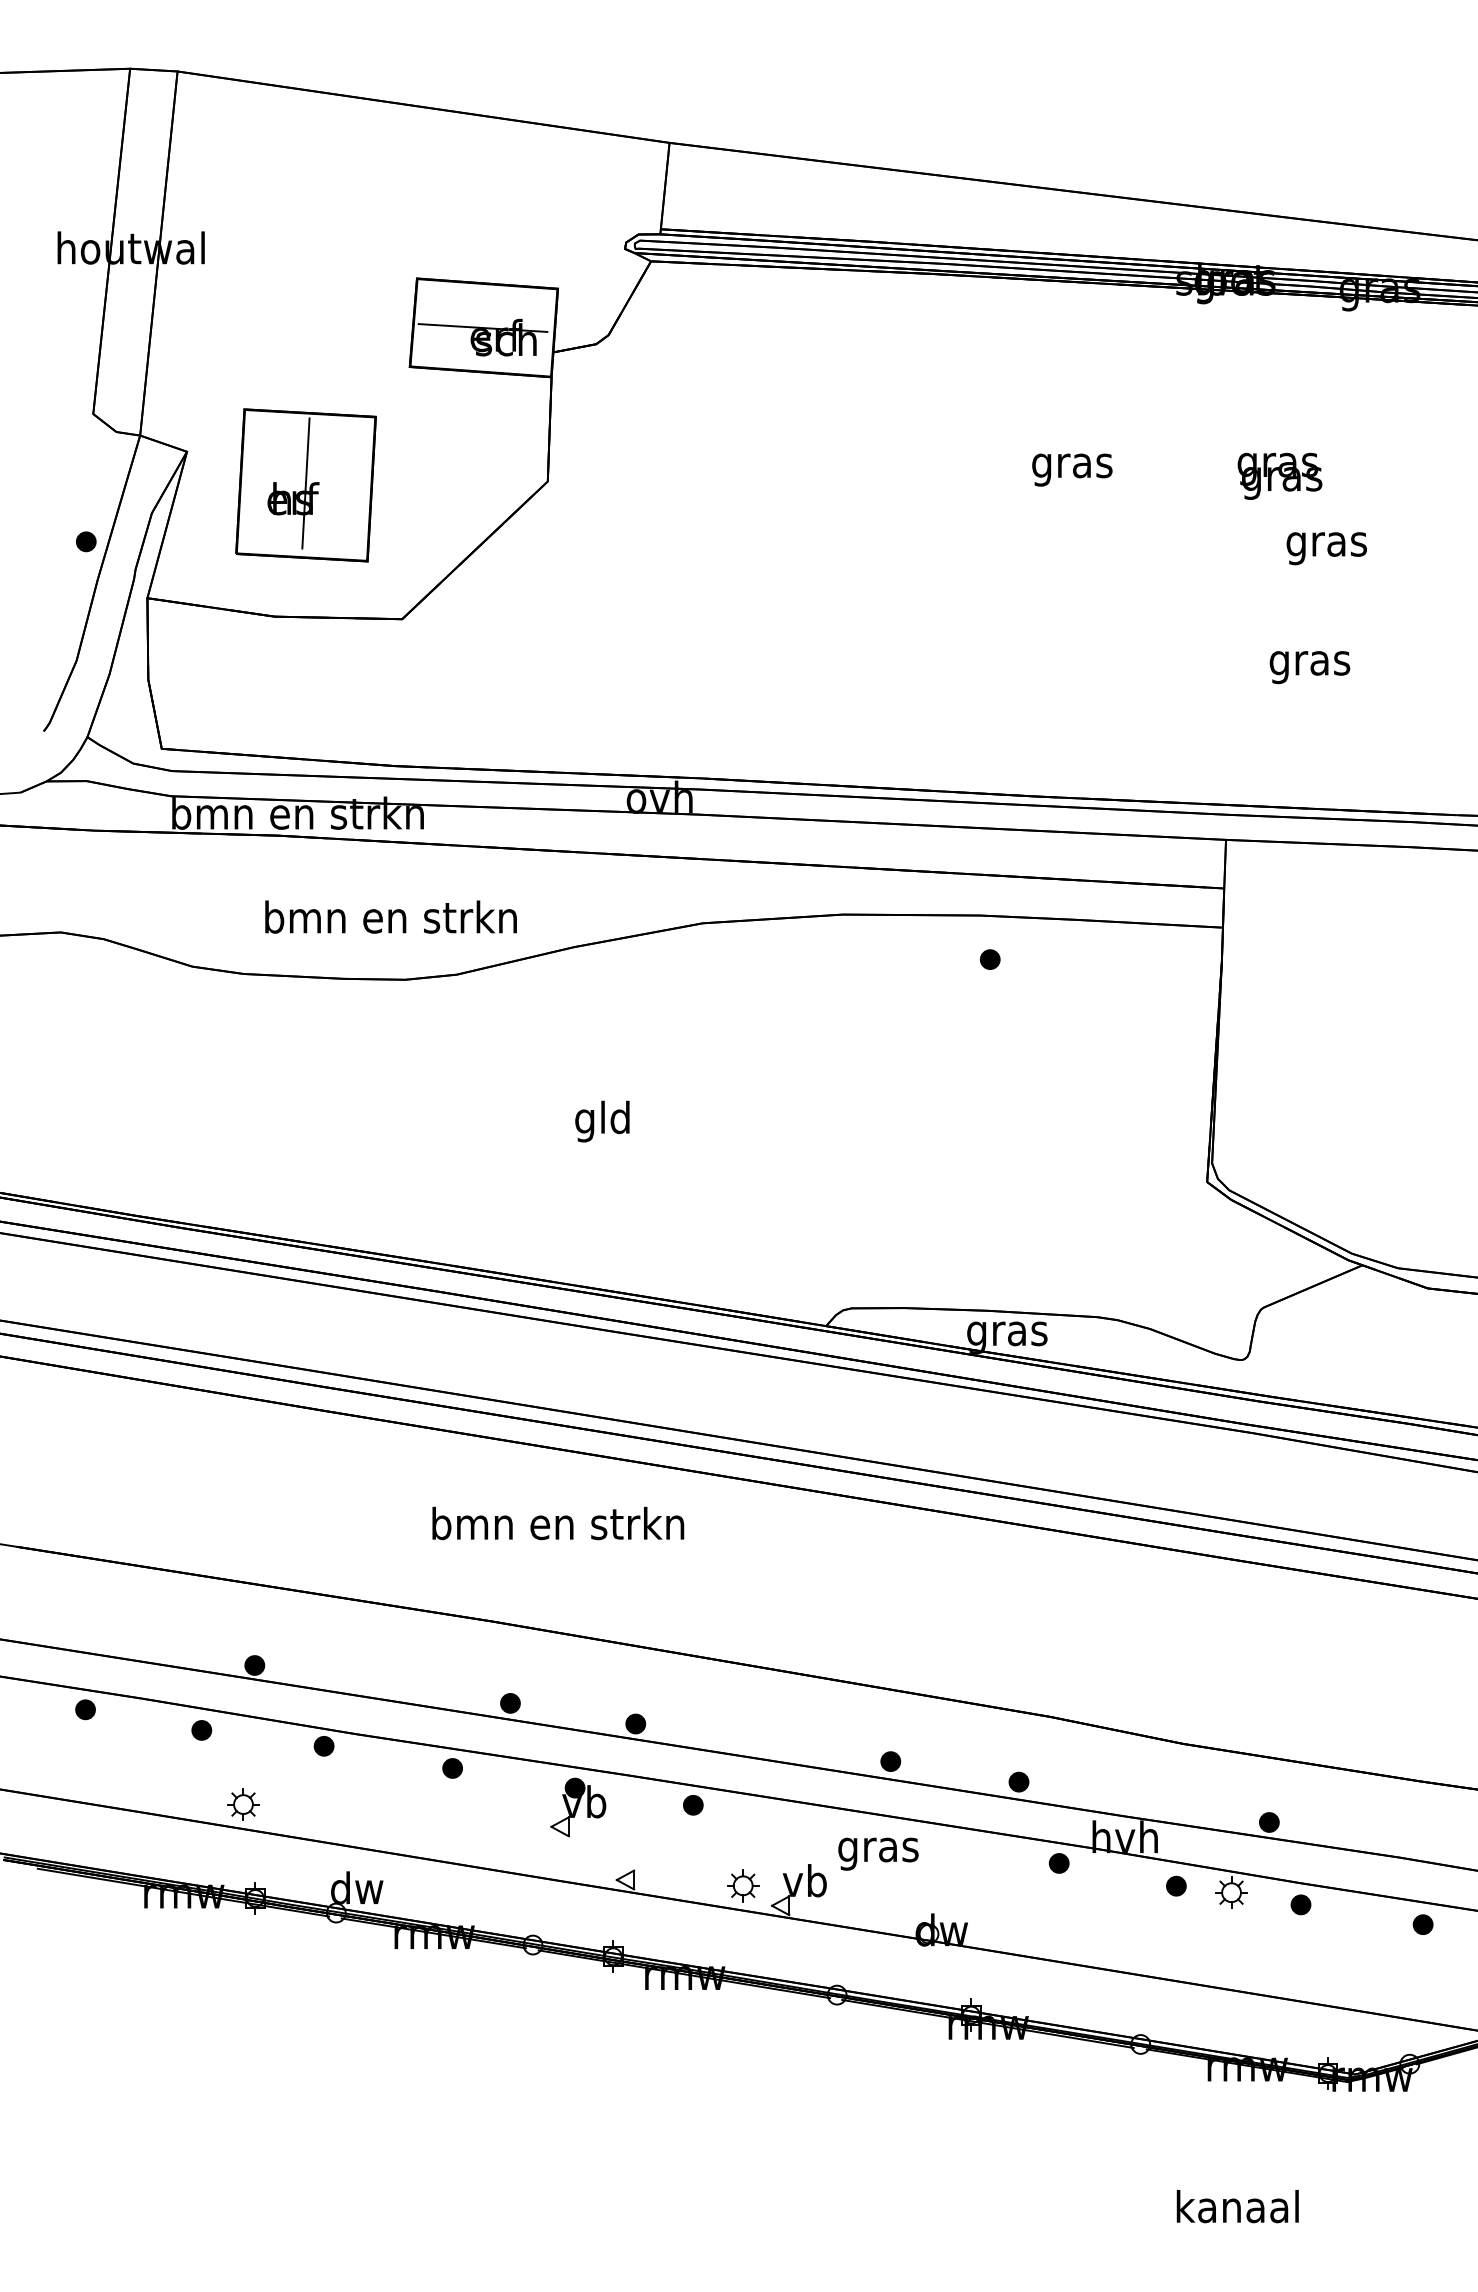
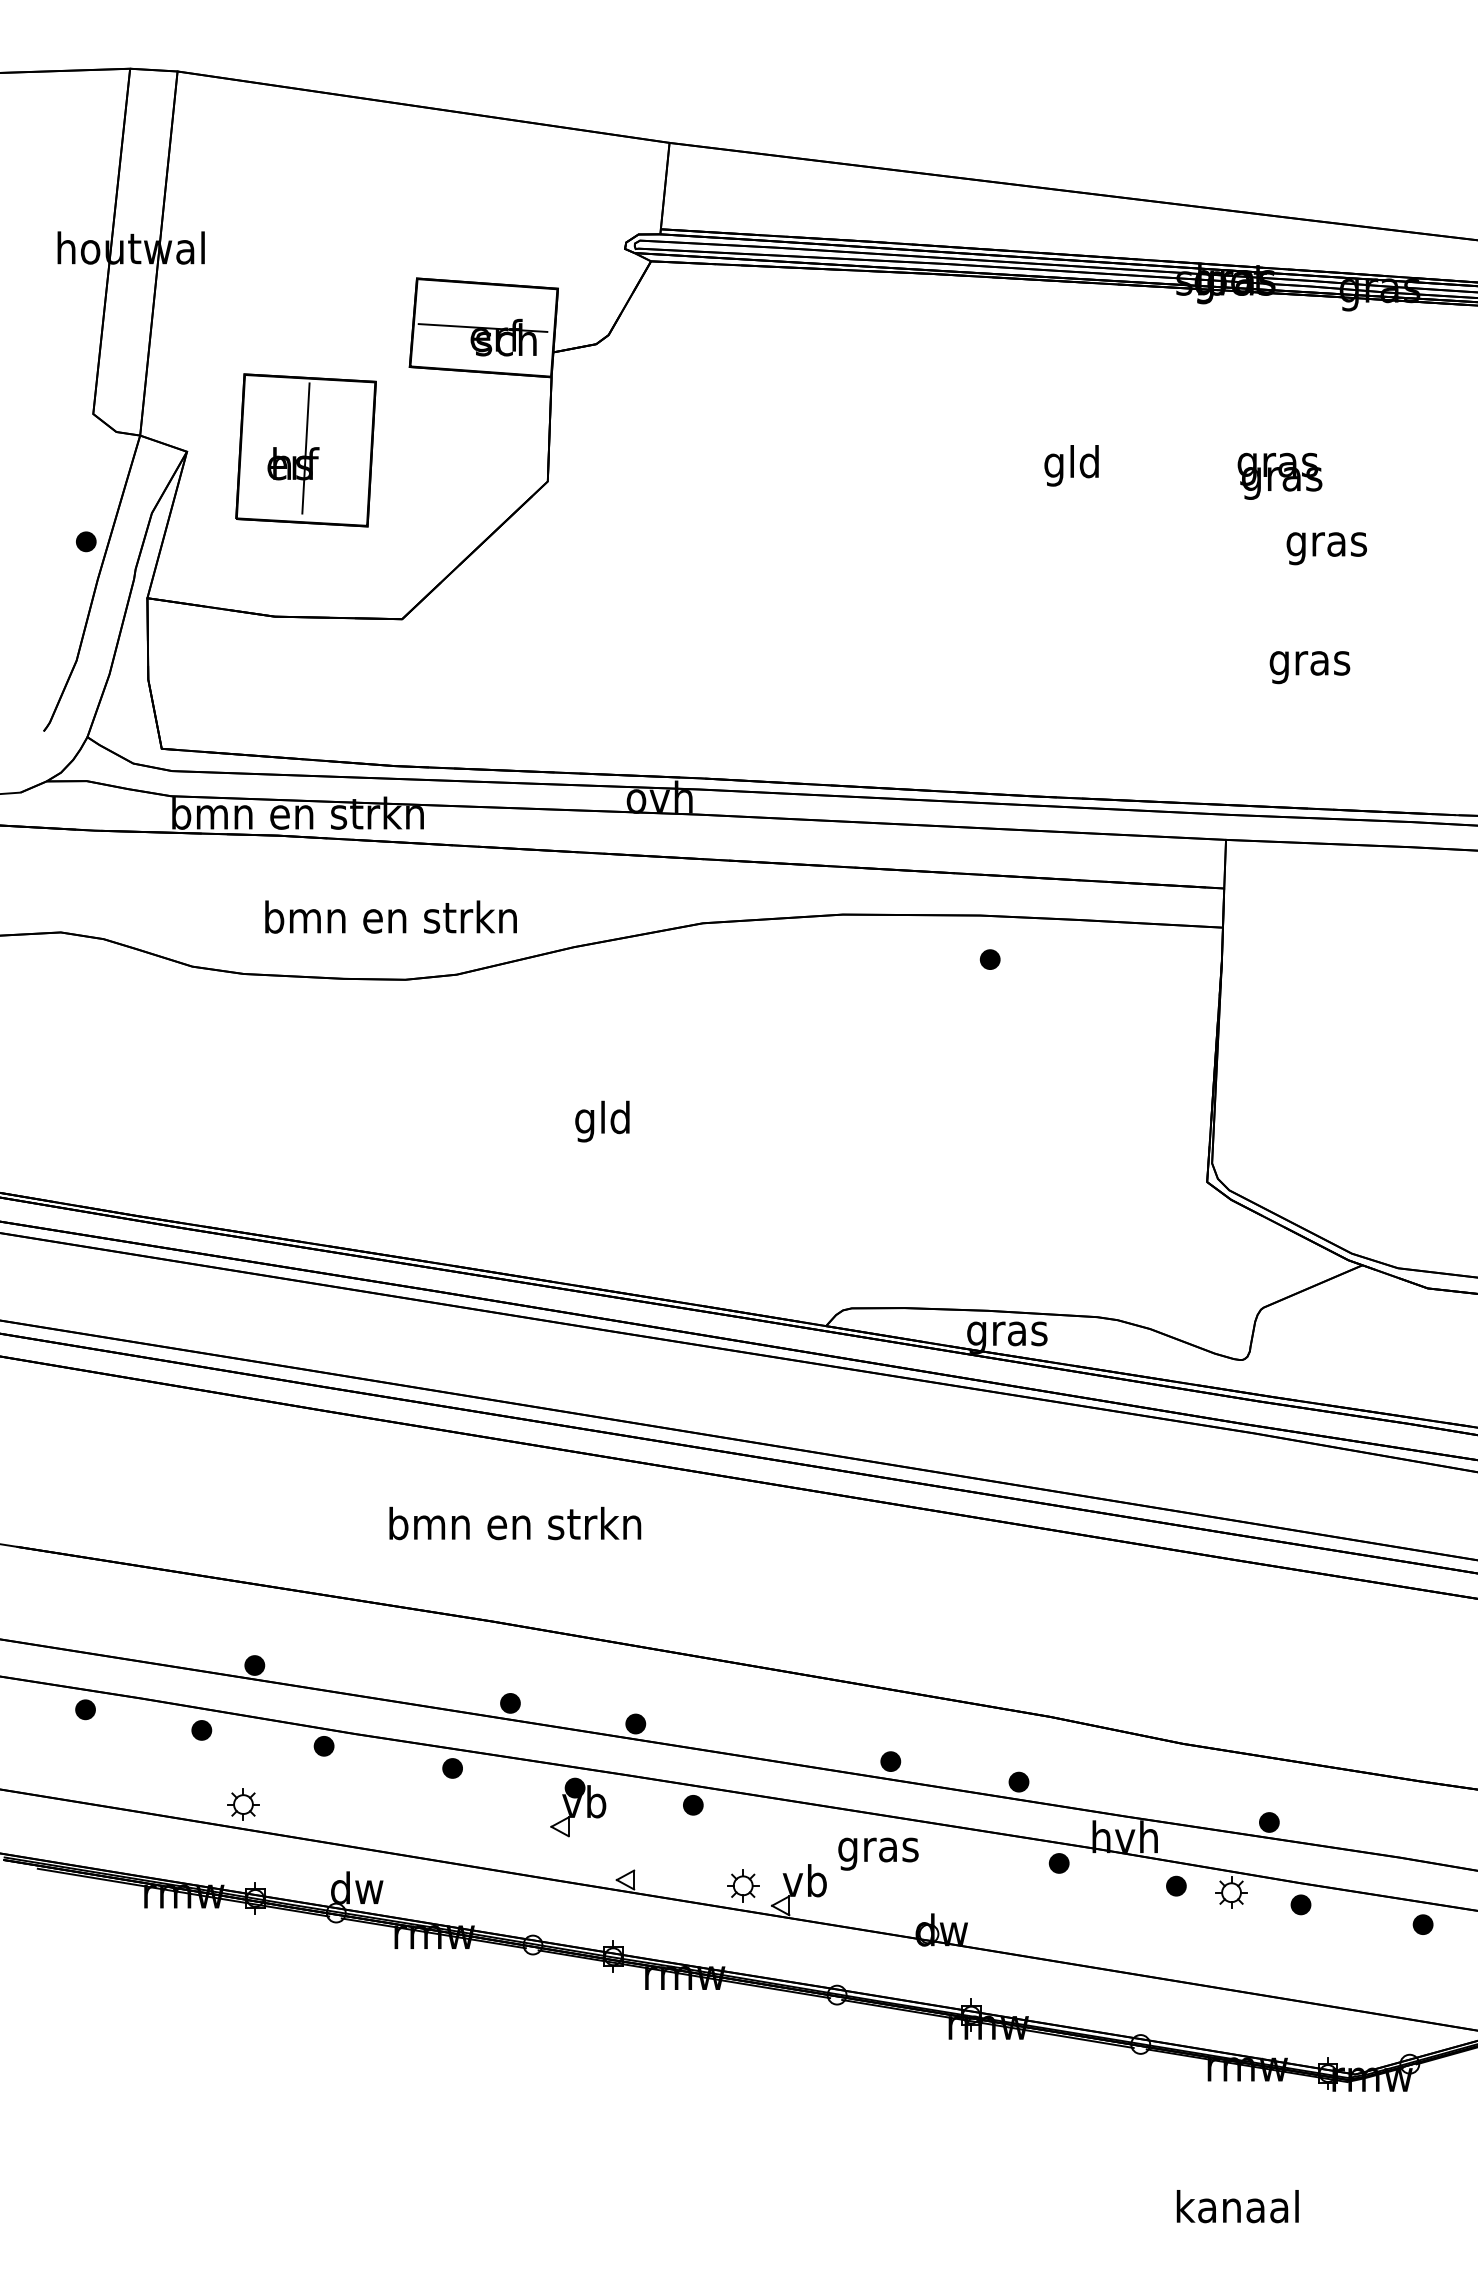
text: gras -> gld (1072, 465)
part position: (305, 485) -> (305, 450) (305, 450)
text position: (558, 1523) -> (515, 1523) (515, 1523)
